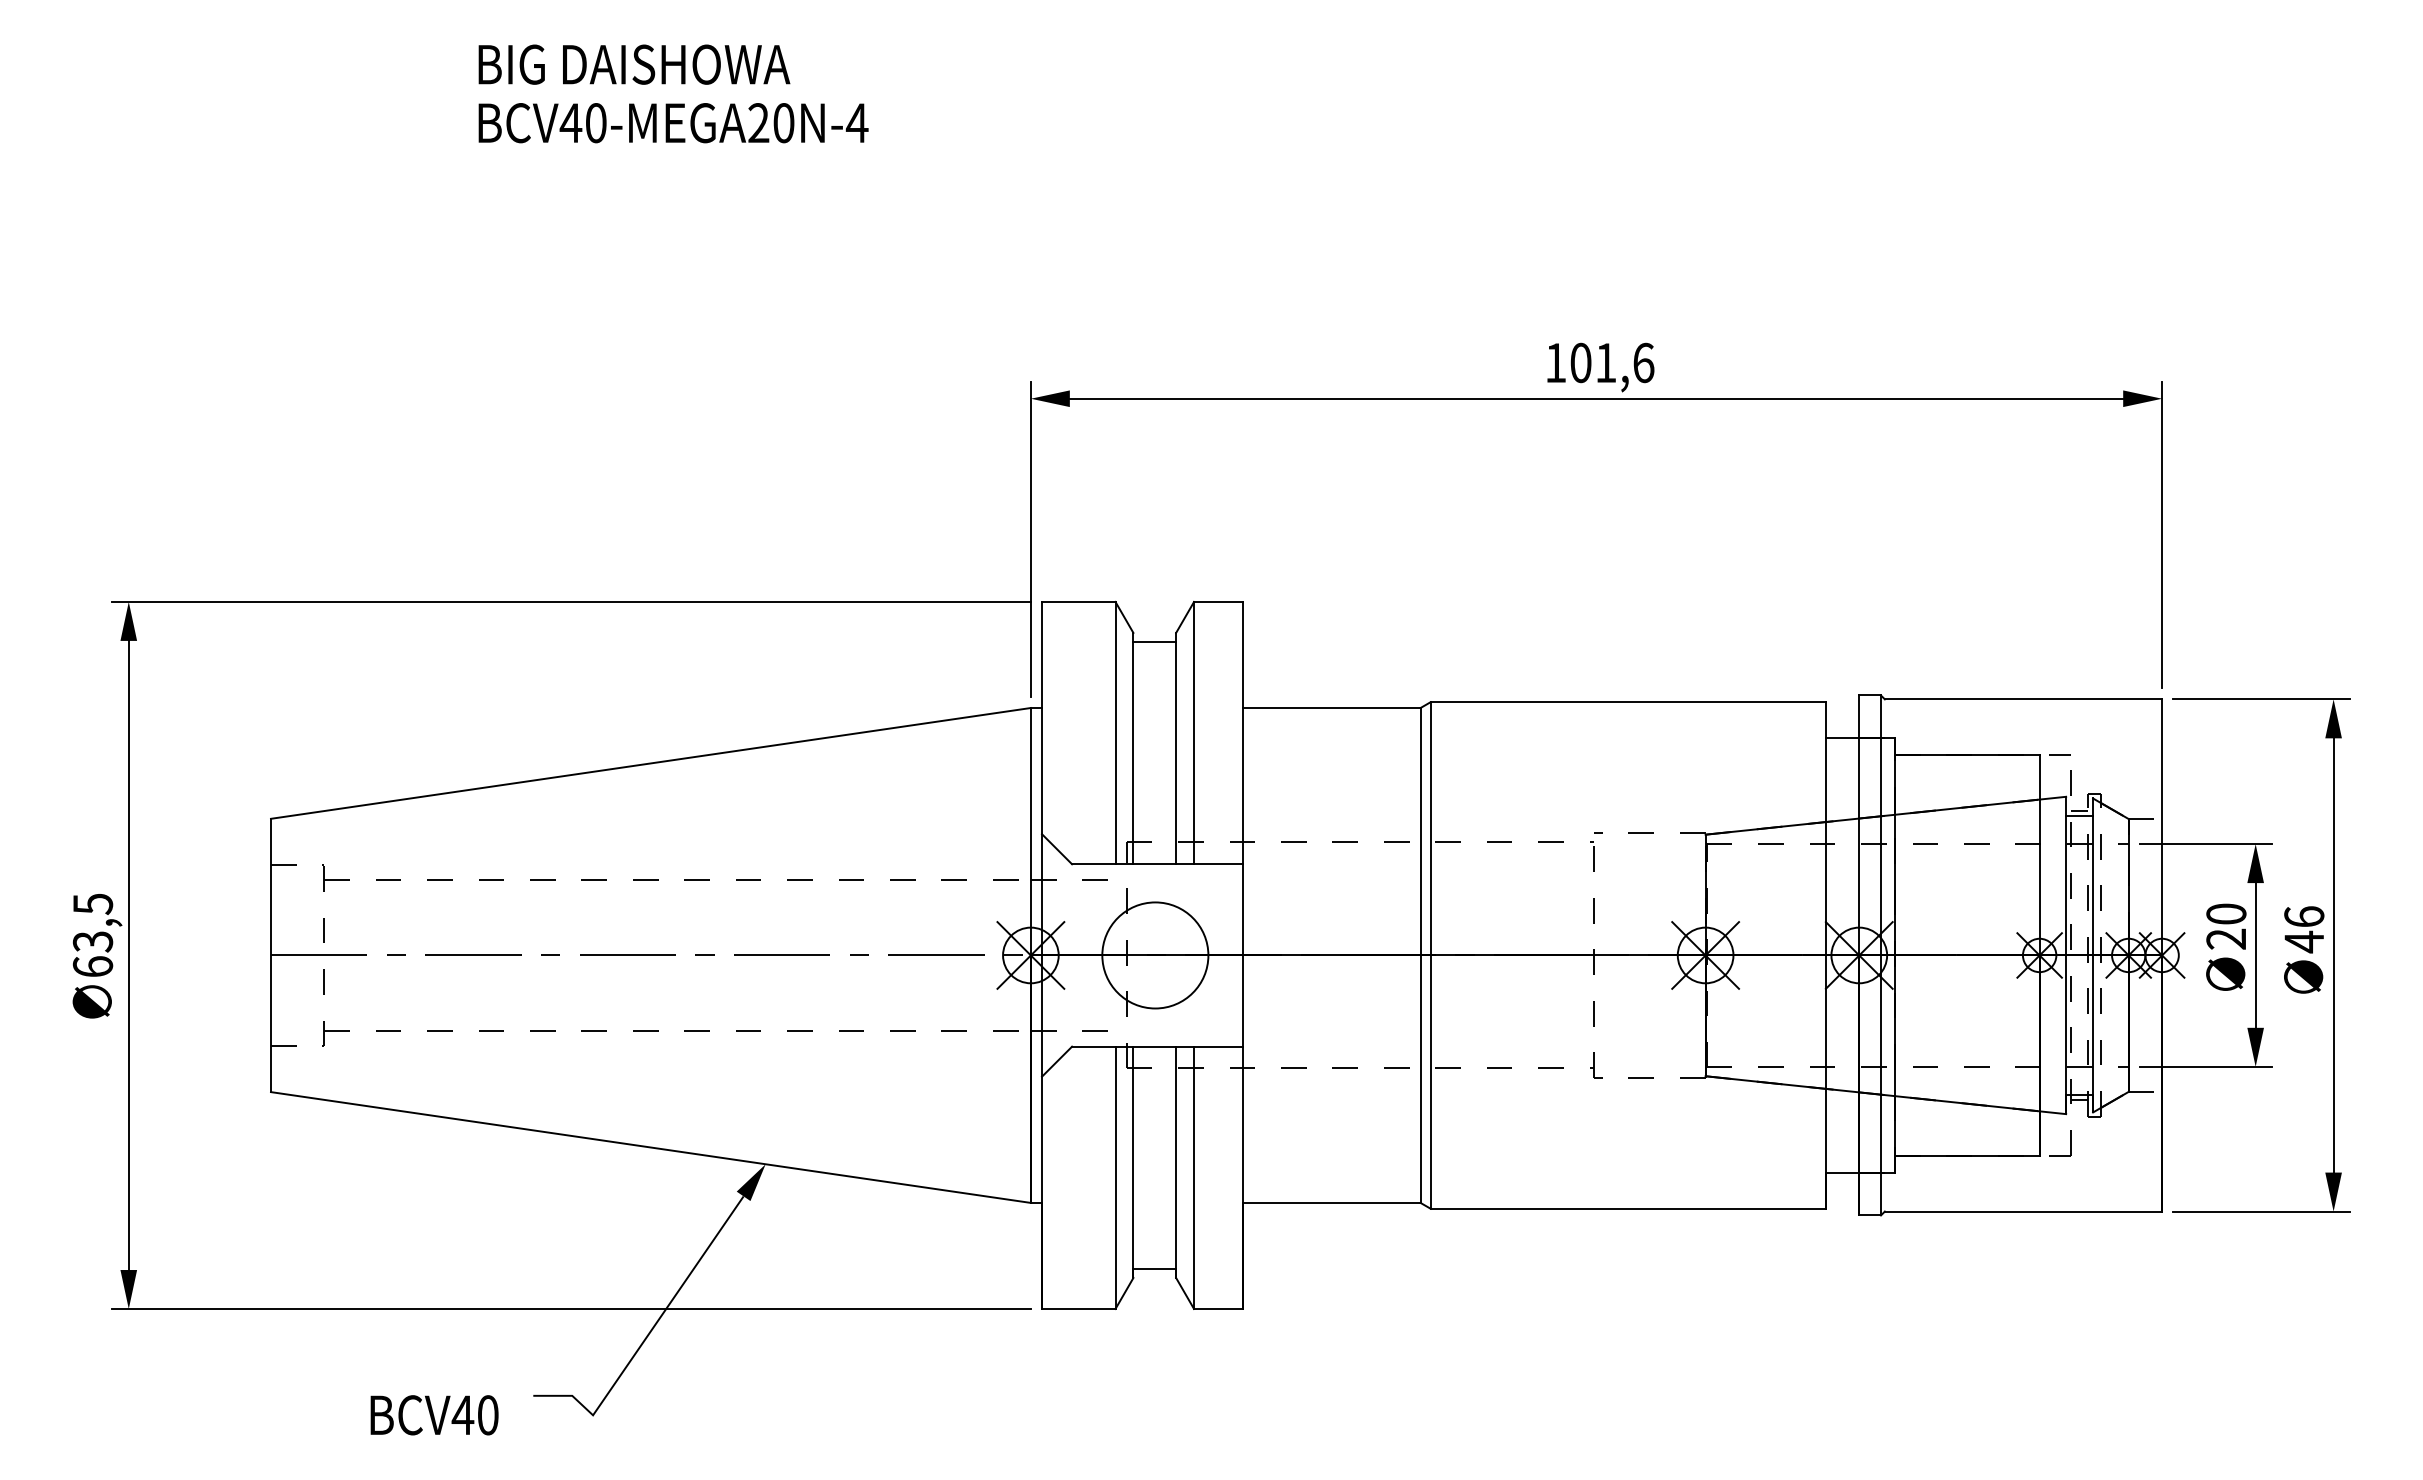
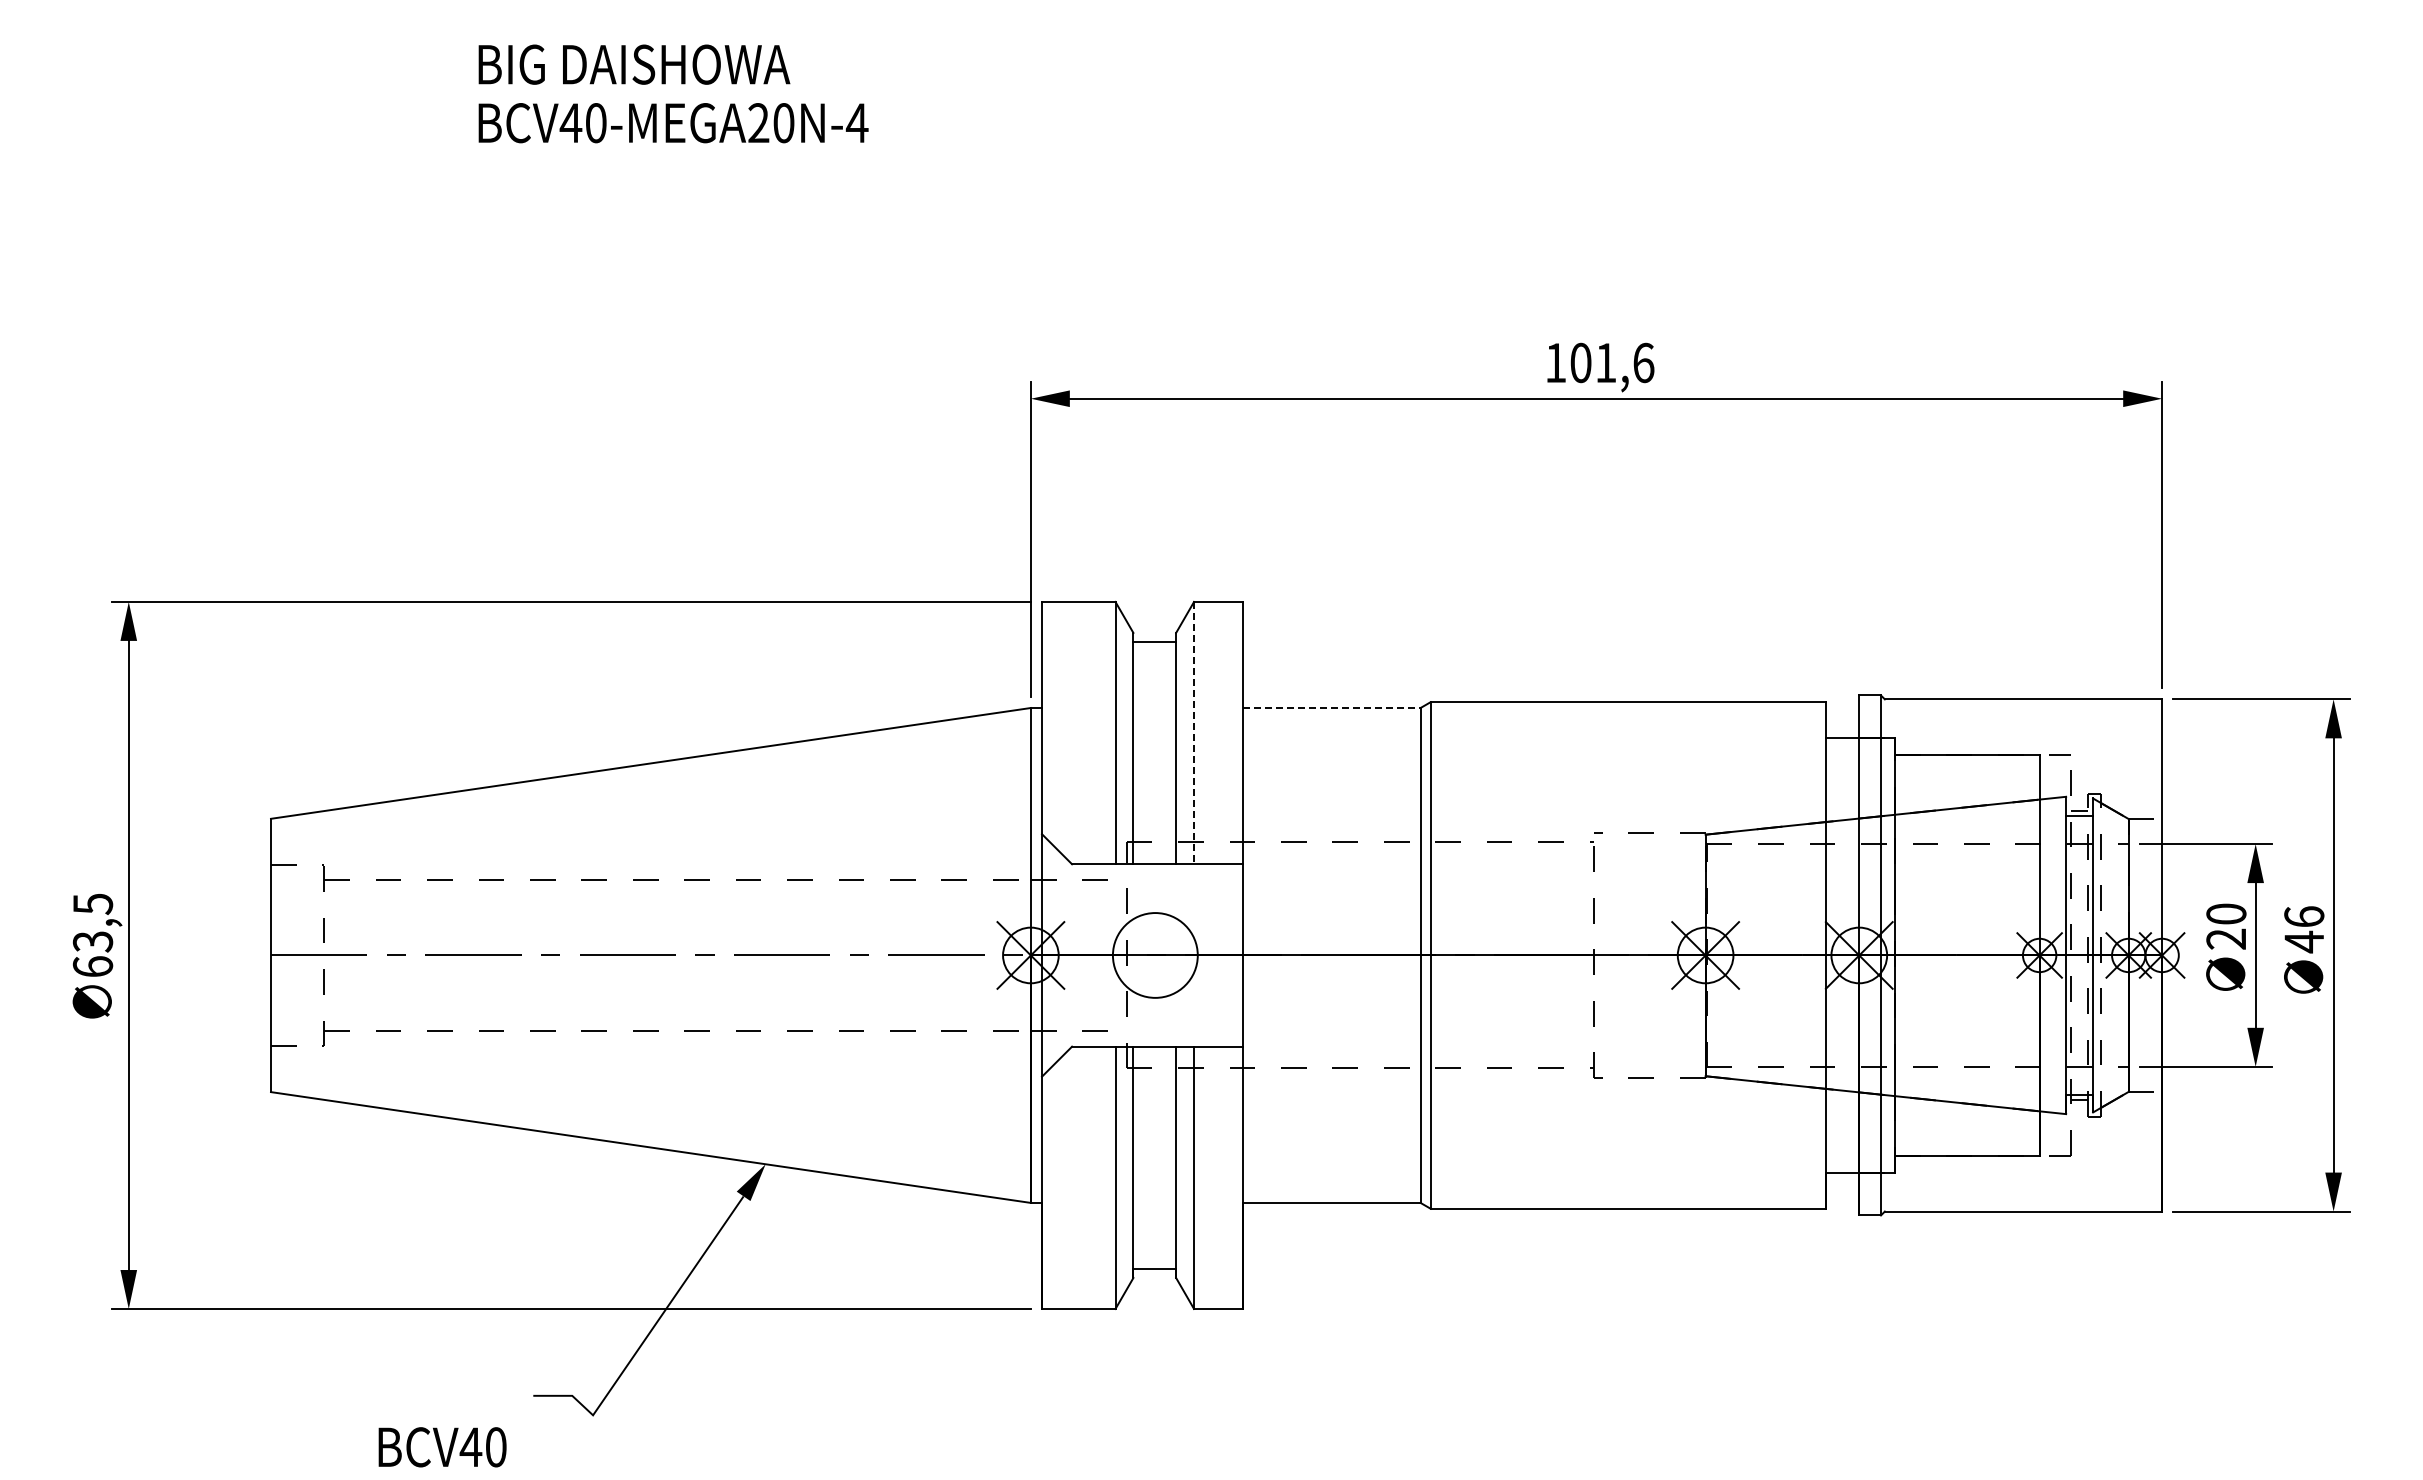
line: solid -> dashed (1331, 708)
line: solid -> dashed (1194, 733)
circle diameter: 106 px -> 85 px (1154, 955)
text position: (434, 1415) -> (442, 1447) (442, 1447)
